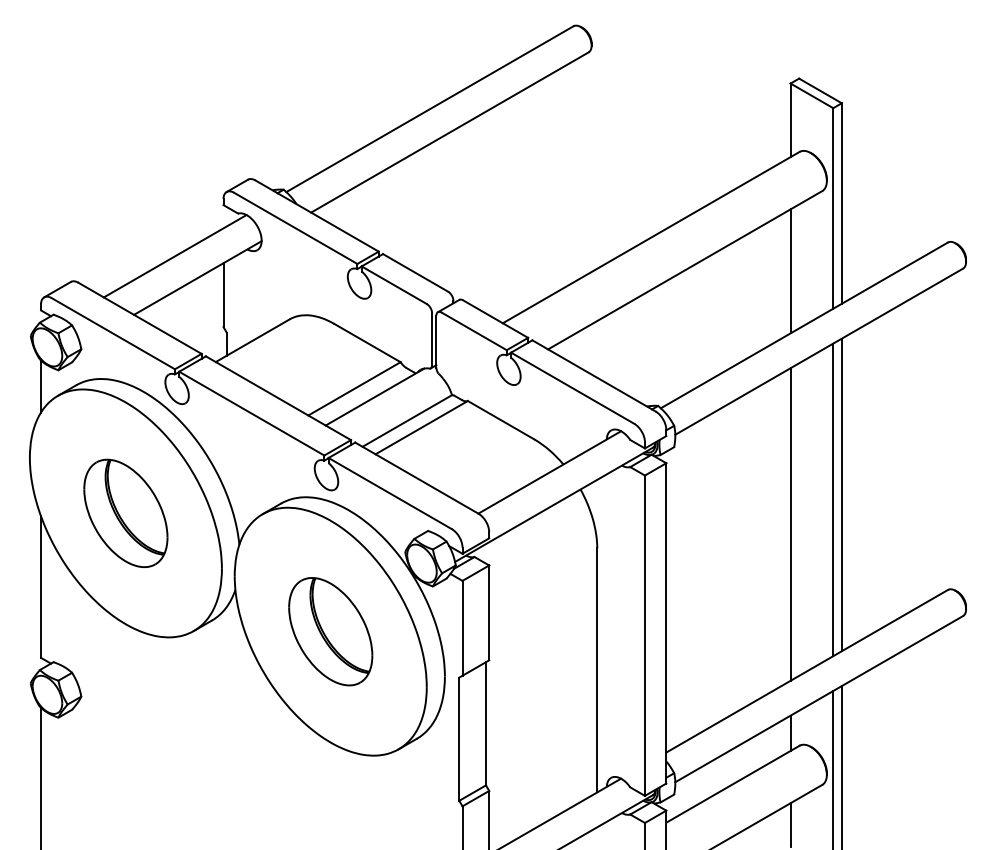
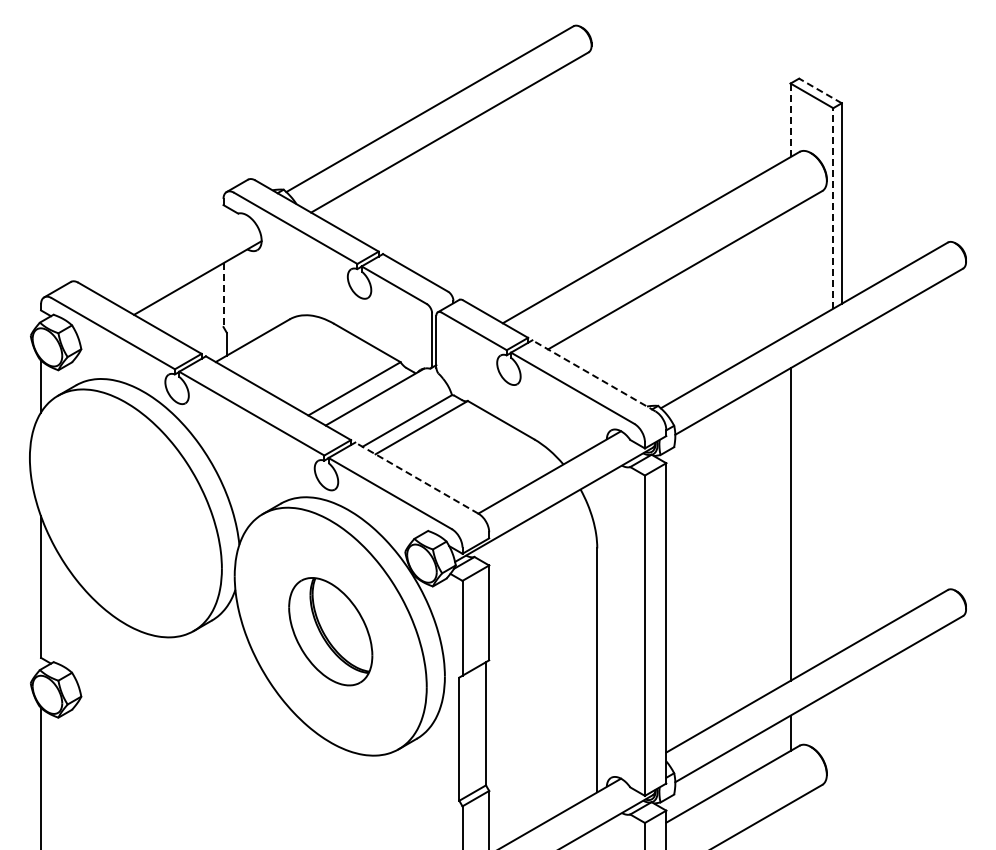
line: solid -> dashed (820, 90)
line: solid -> dashed (790, 120)
line: solid -> dashed (833, 207)
line: present -> none (174, 256)
line: present -> none (790, 271)
line: solid -> dashed (223, 295)
line: solid -> dashed (593, 375)
line: solid -> dashed (416, 477)
line: present -> none (841, 494)
line: present -> none (833, 499)
part: present -> none (125, 512)
line: present -> none (841, 766)
line: present -> none (833, 768)
line: present -> none (790, 824)
